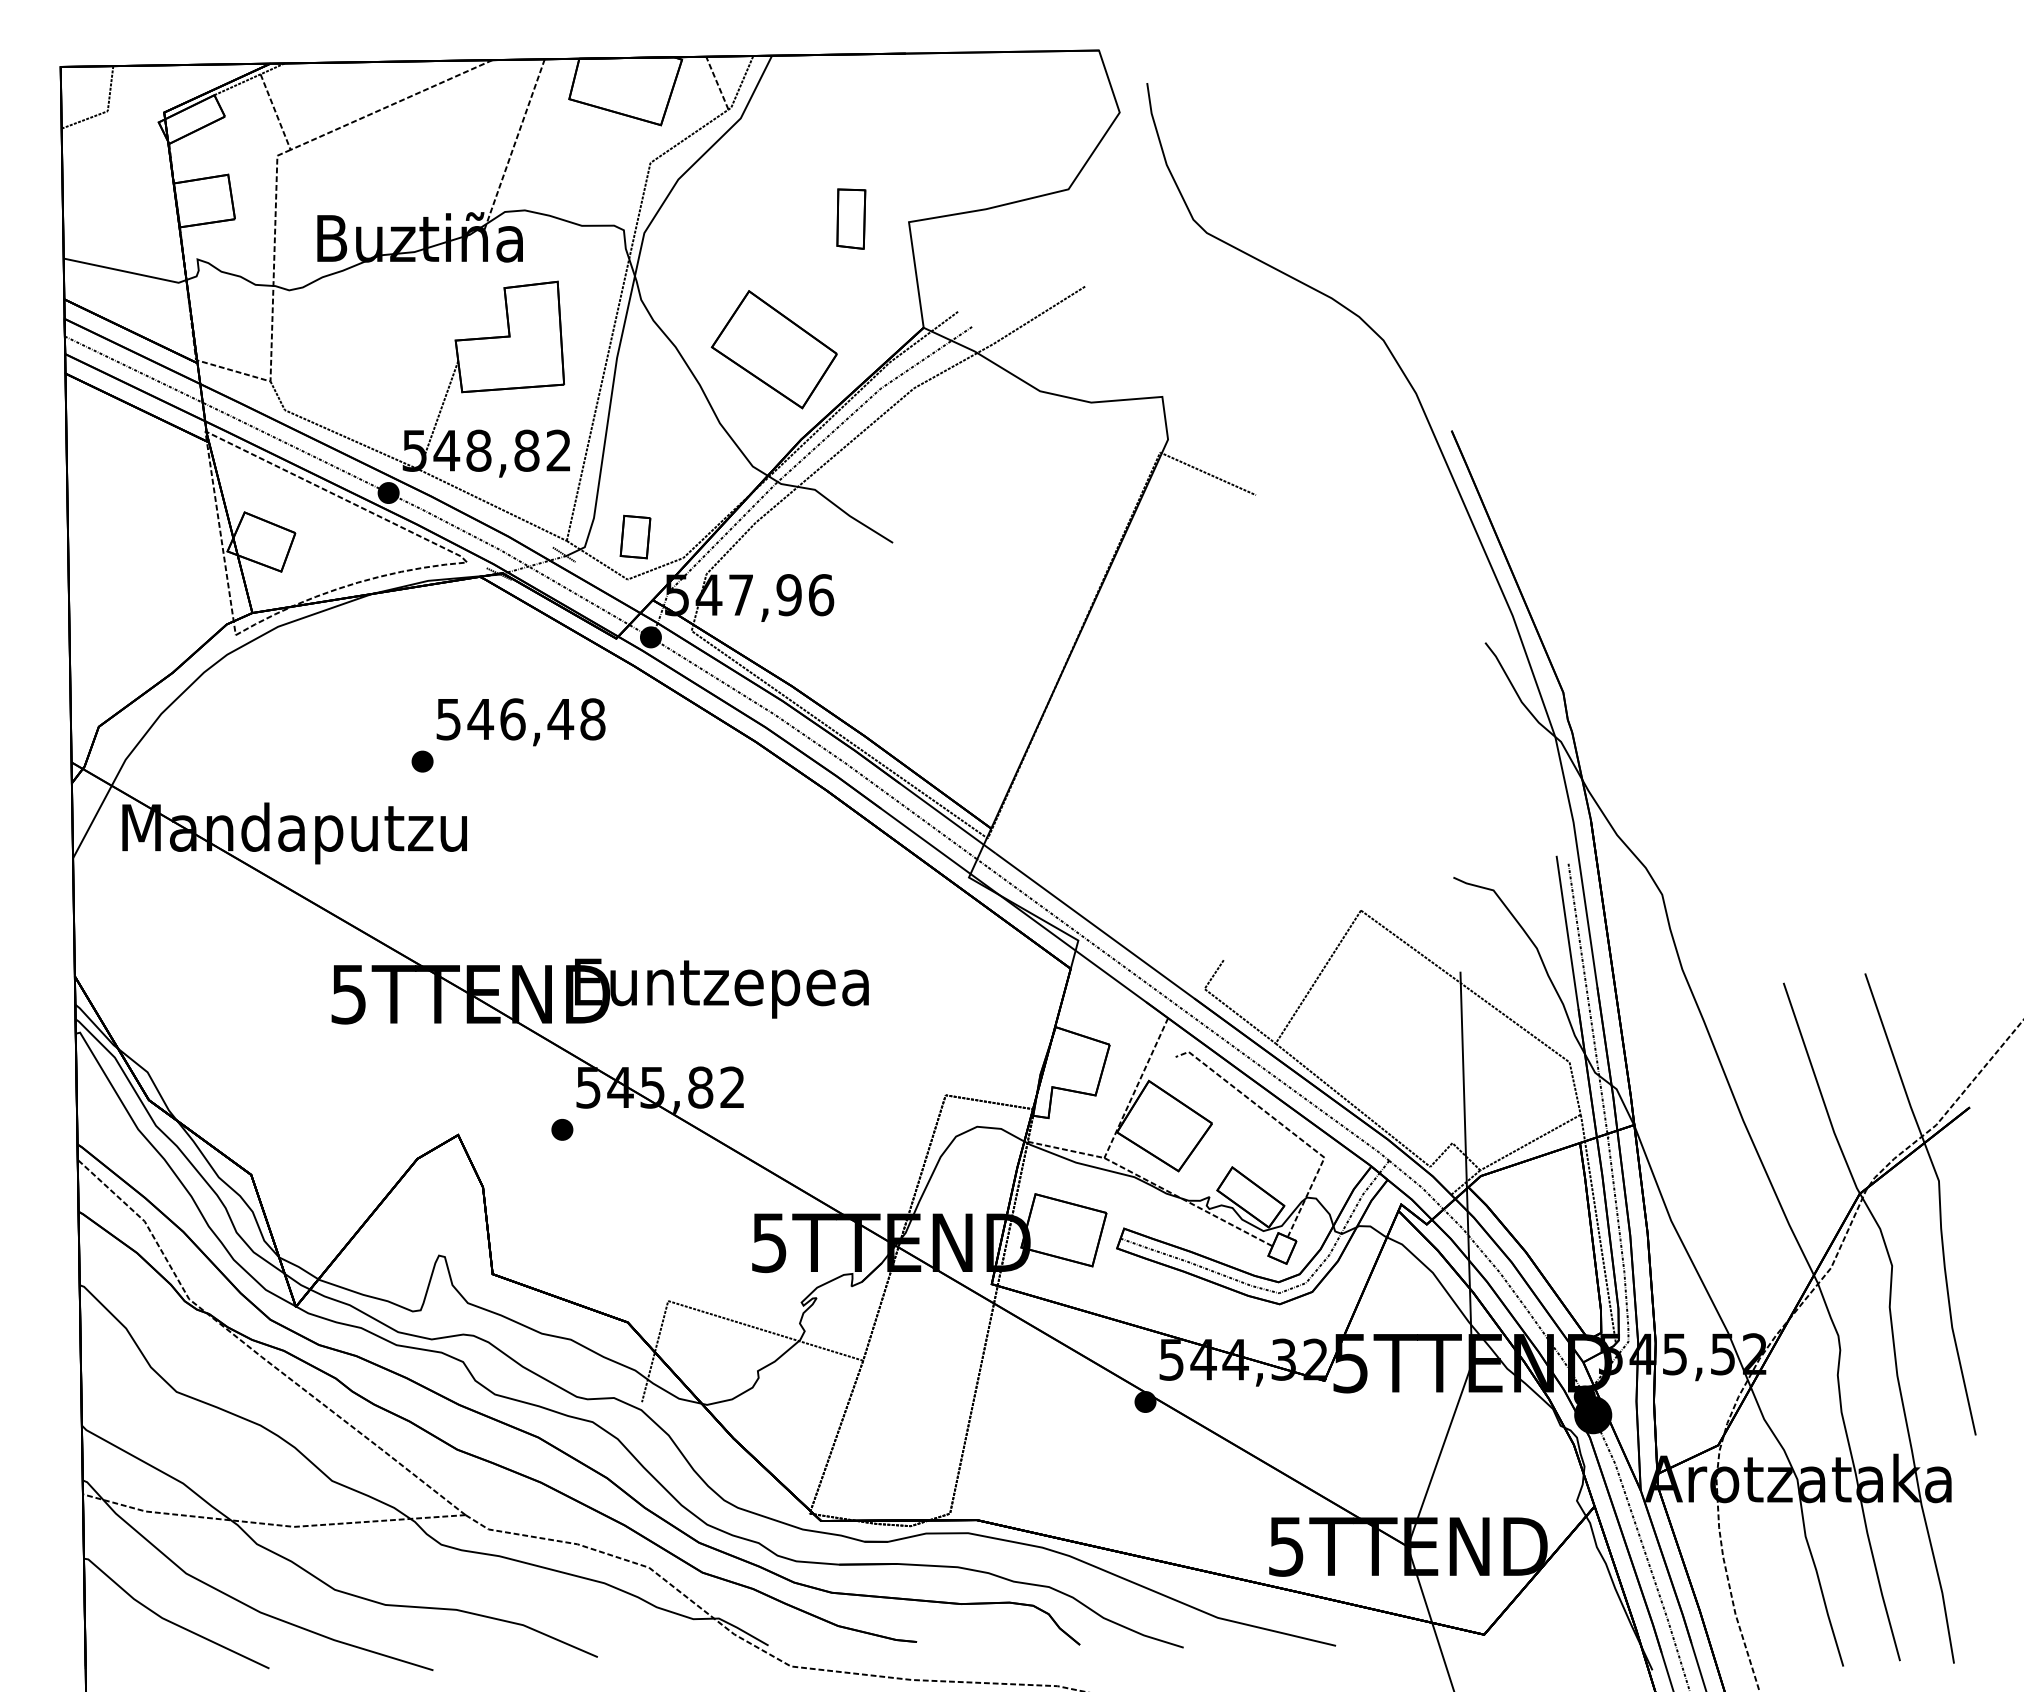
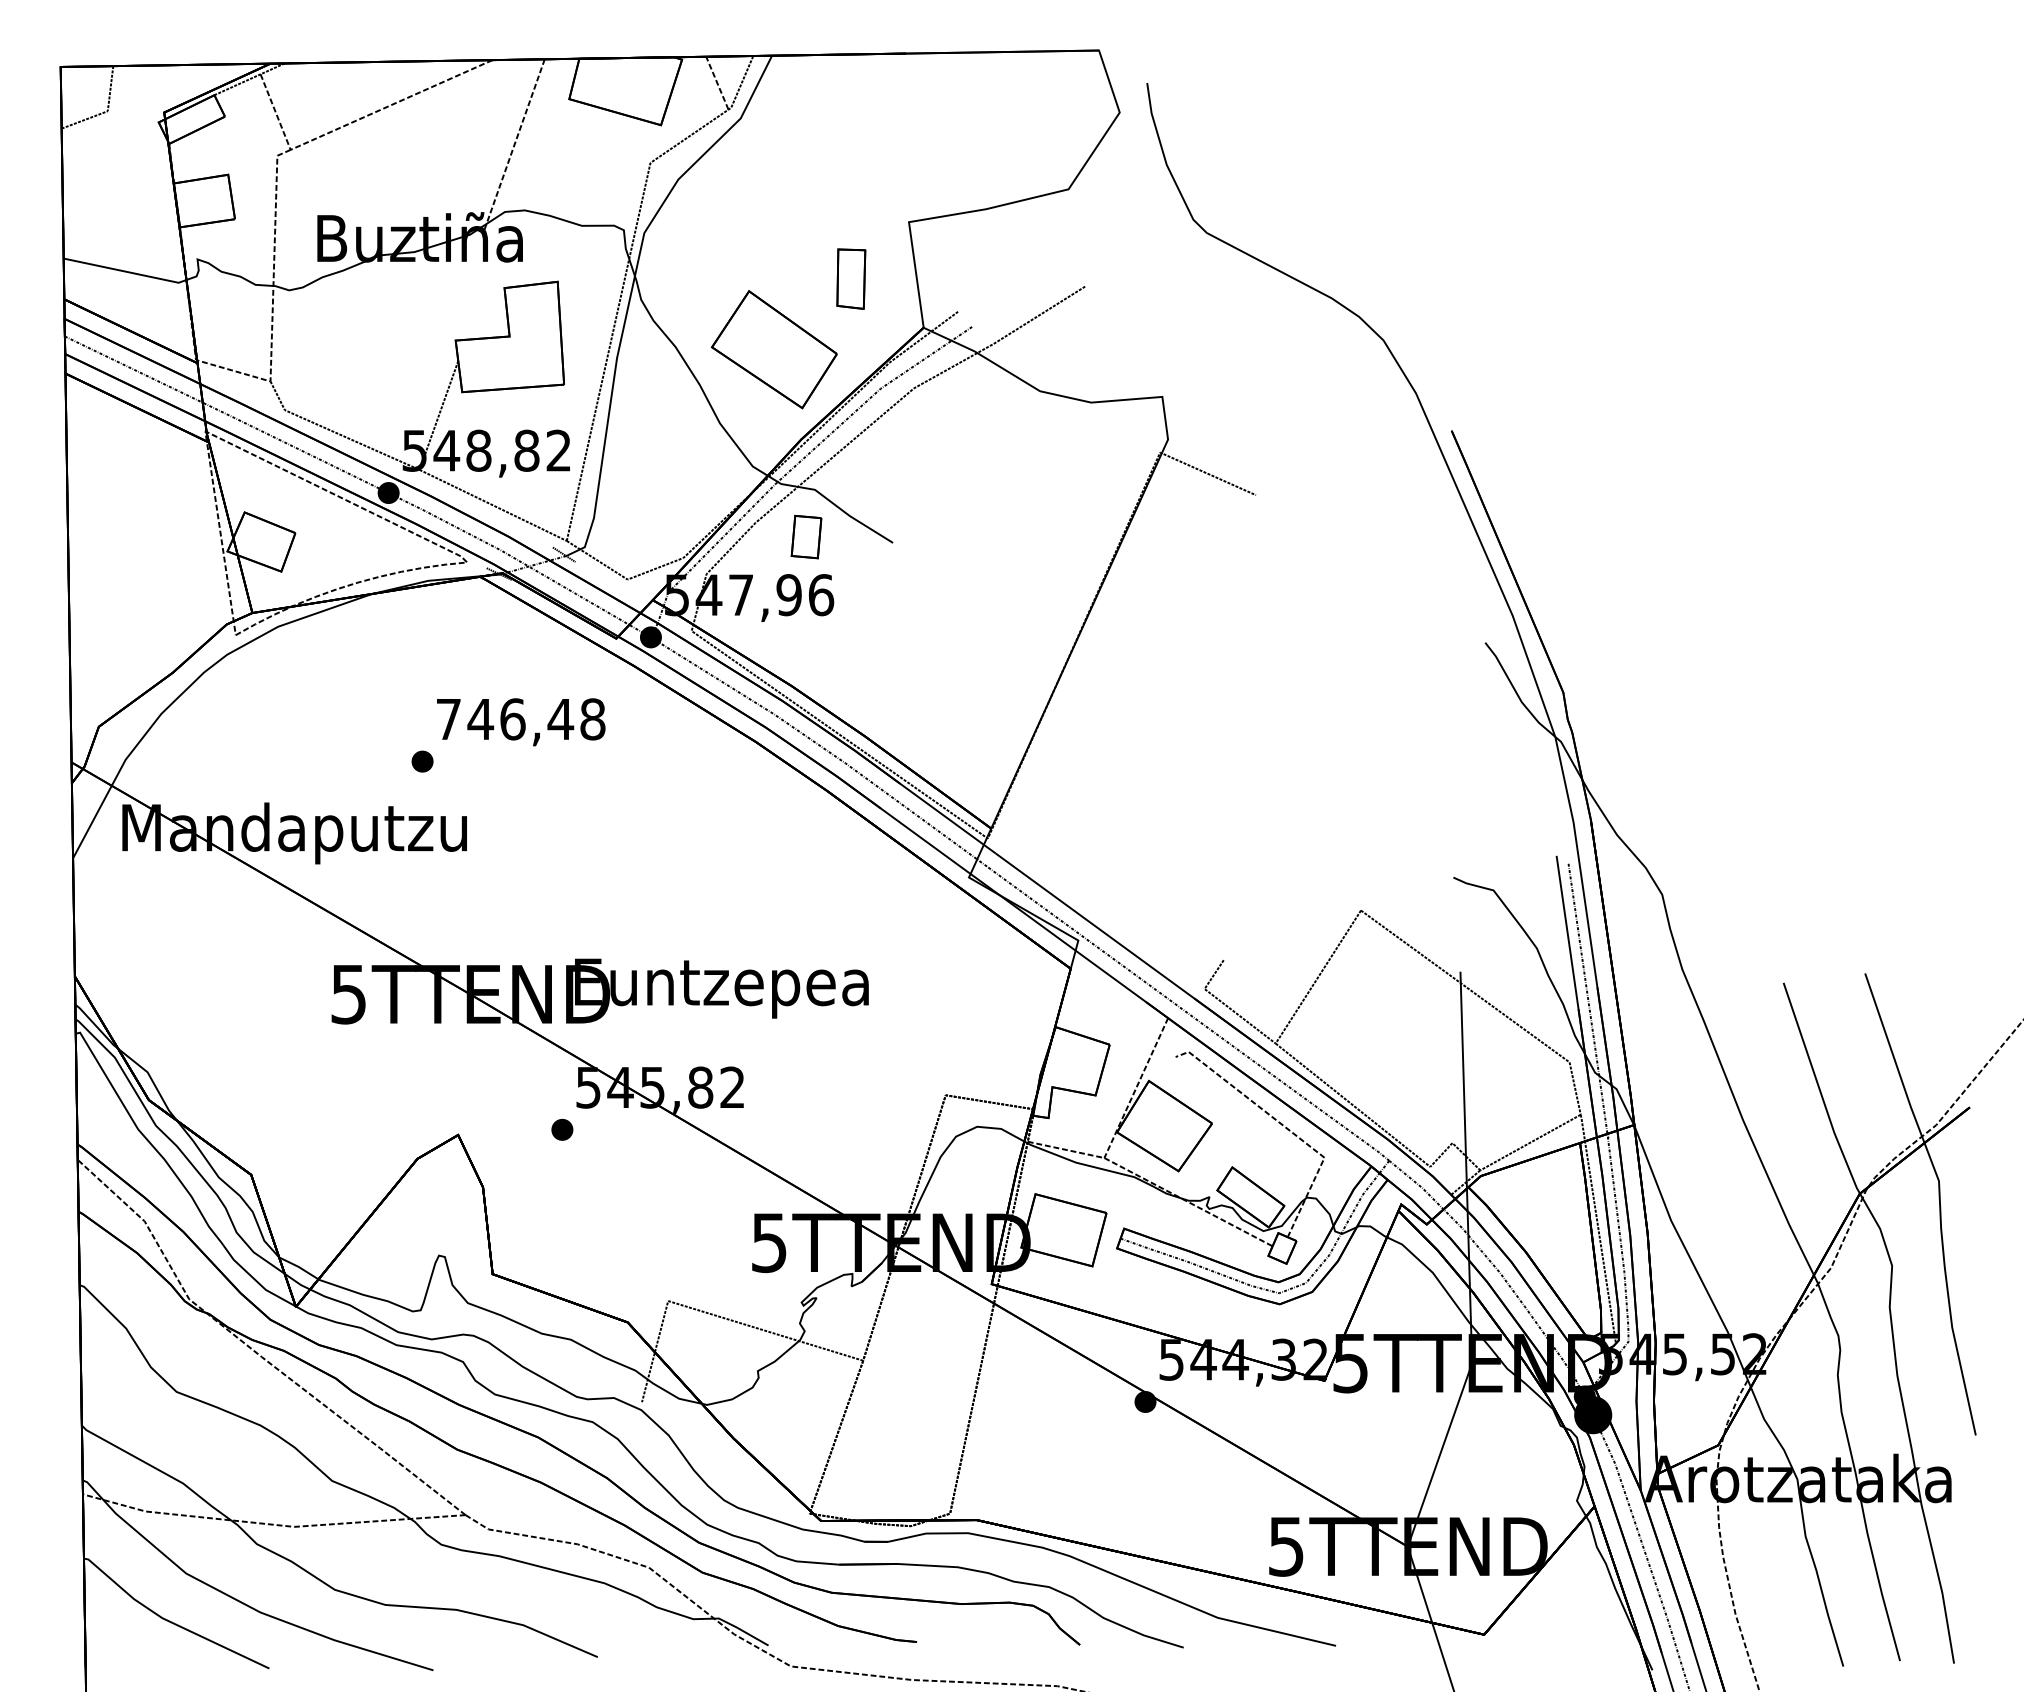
part position: (851, 218) -> (851, 278) (851, 278)
part position: (635, 536) -> (806, 536) (806, 536)
text: 546,48 -> 746,48 (448, 719)
